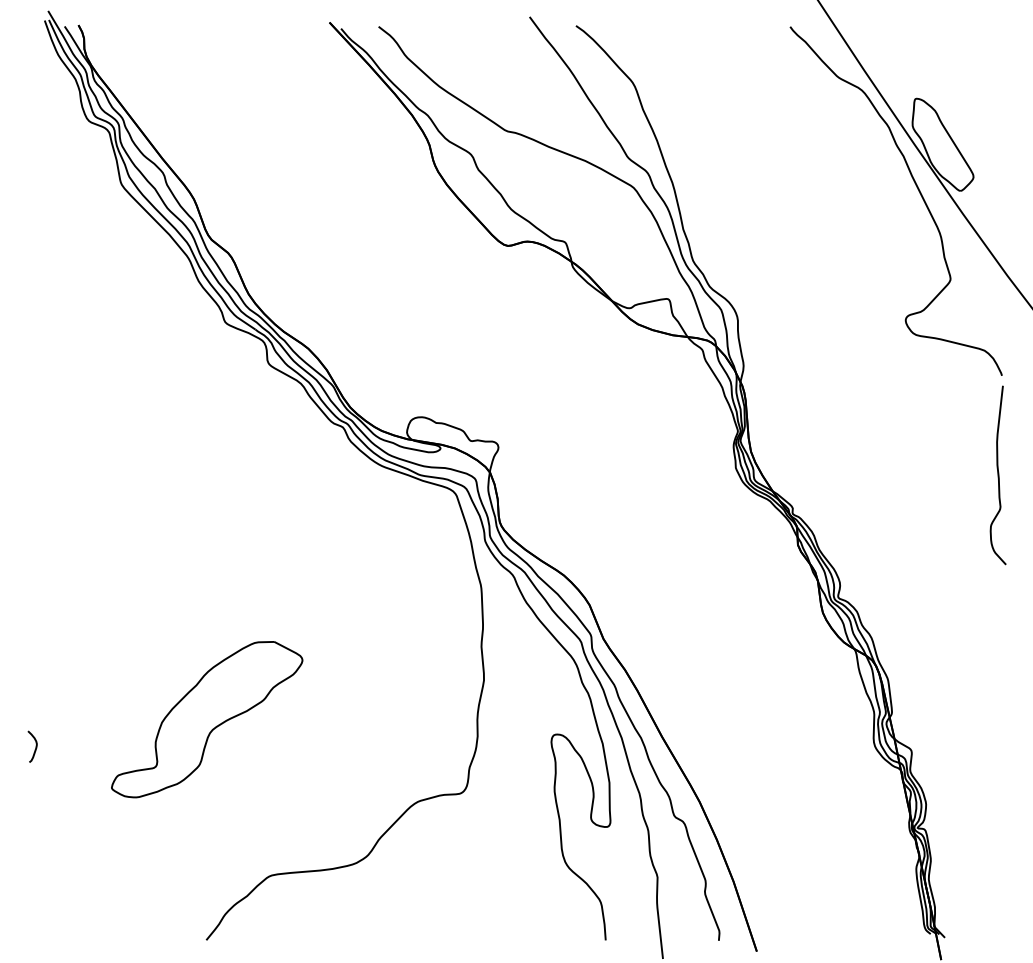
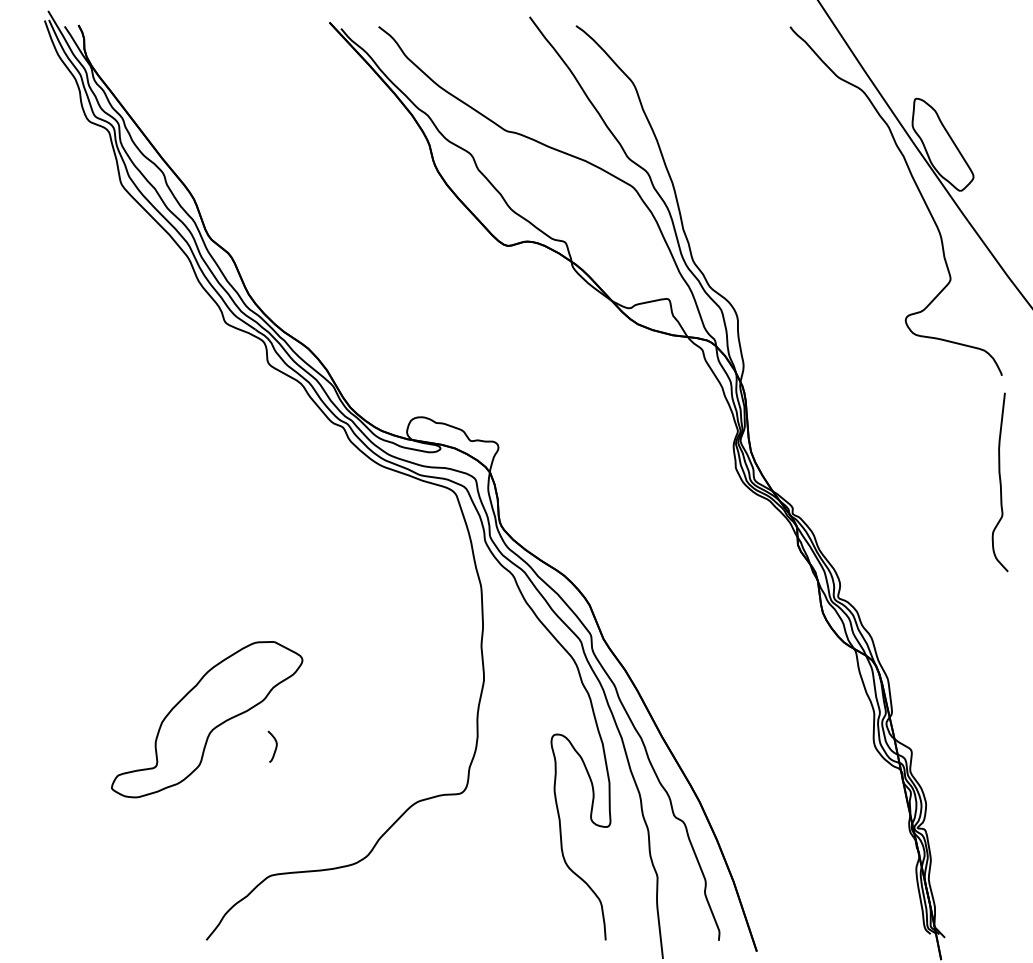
curve position: (997, 475) -> (999, 482) (999, 482)
curve position: (35, 746) -> (275, 746) (275, 746)
